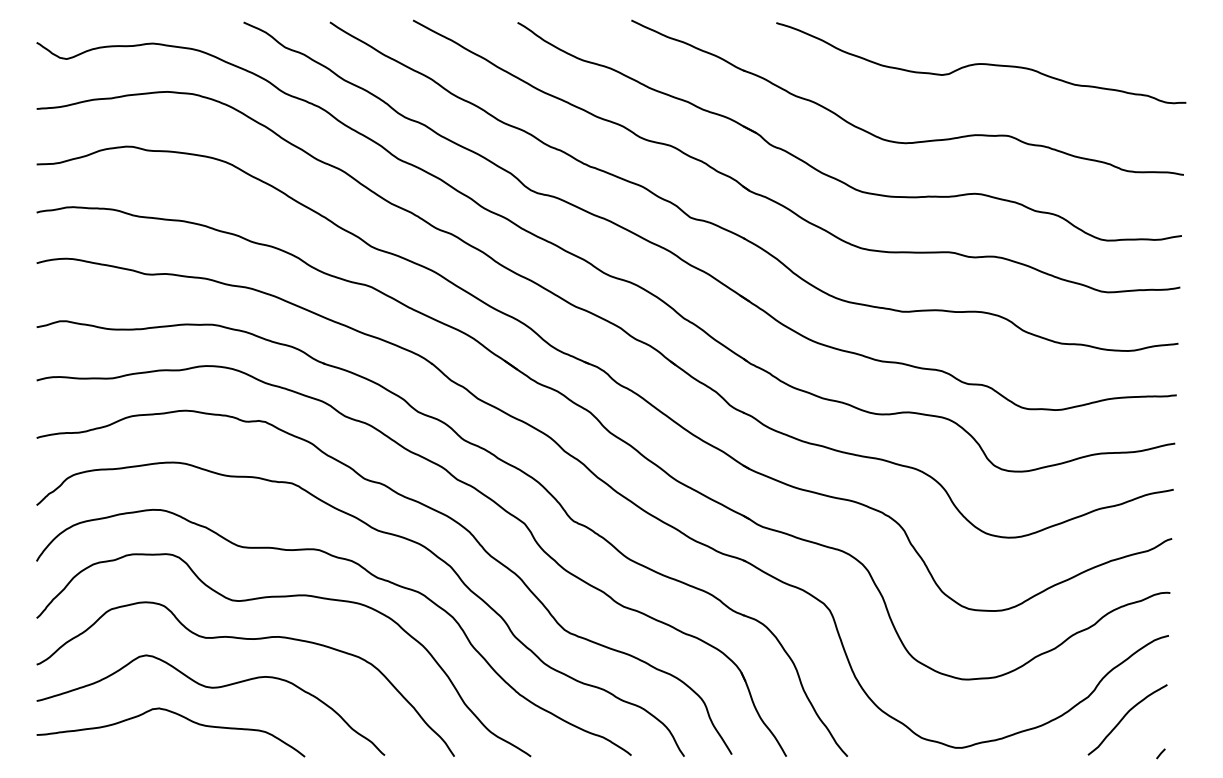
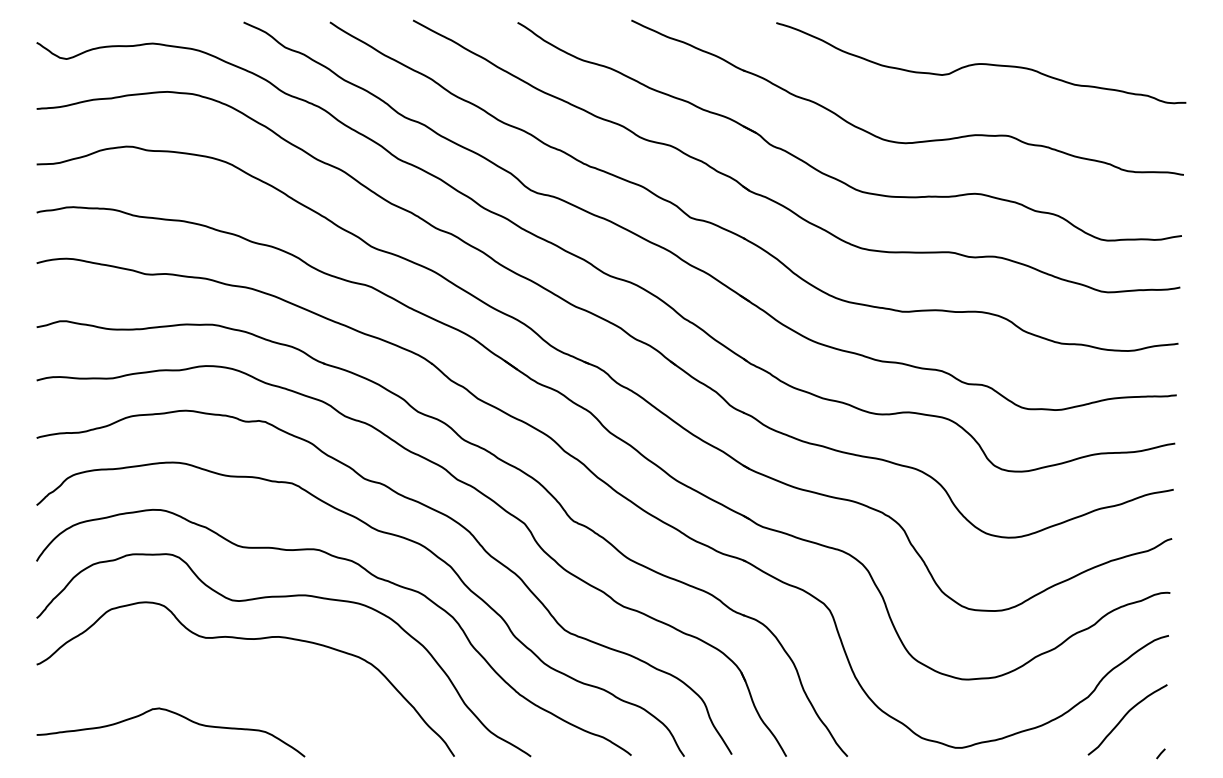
curve: present -> none (210, 688)
